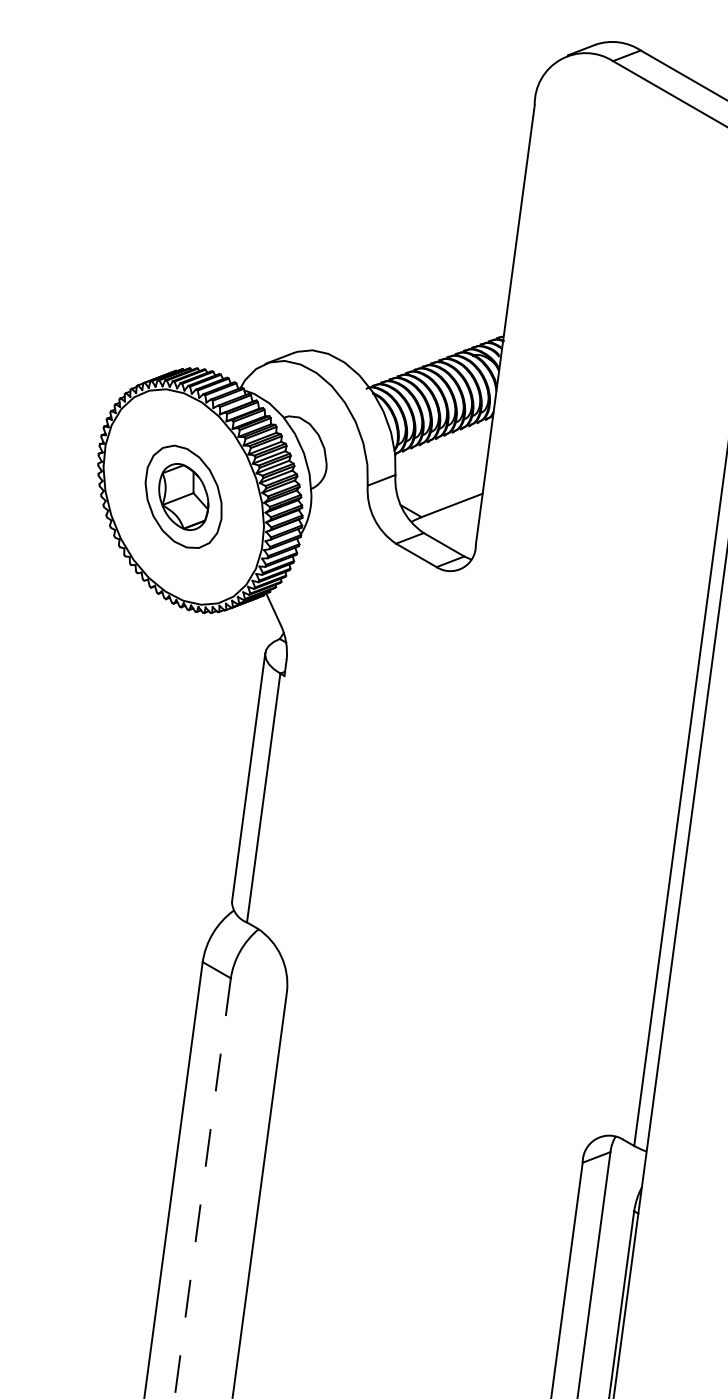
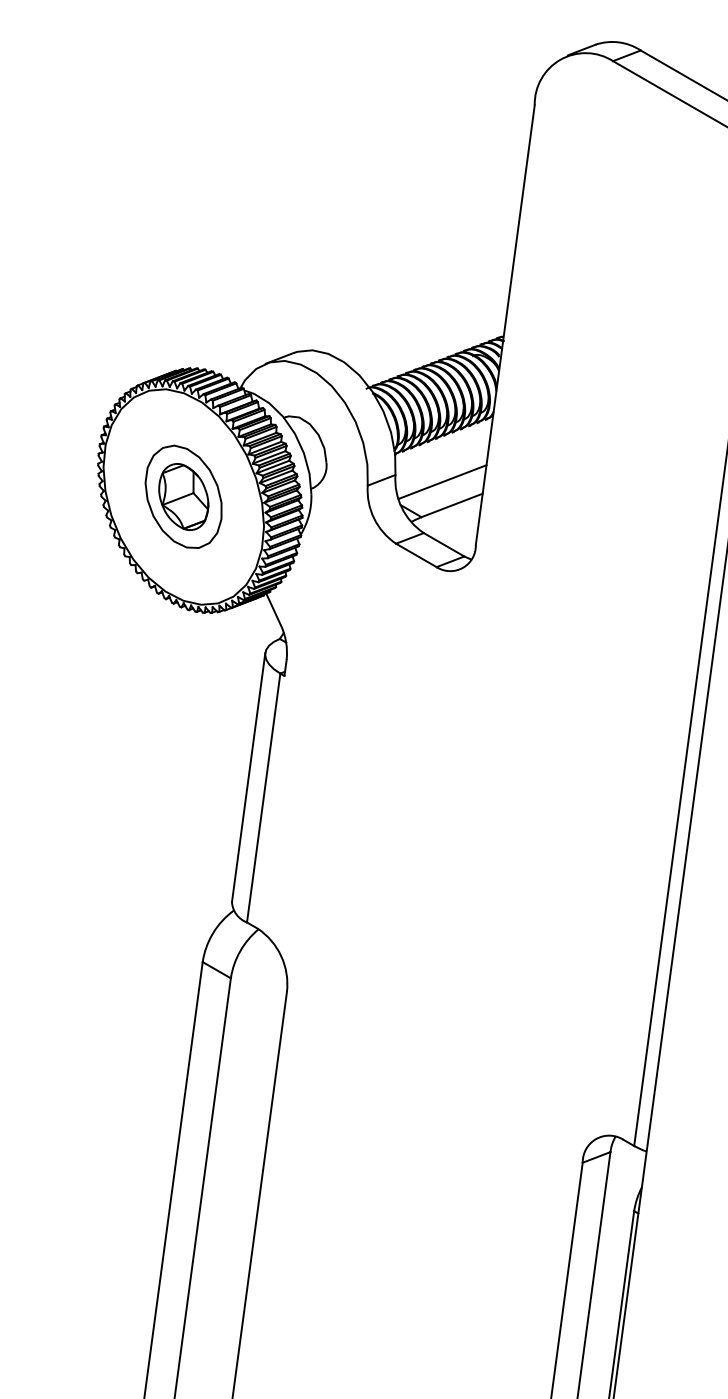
line: none -> present (442, 482)
line: dashed -> solid (202, 1188)
